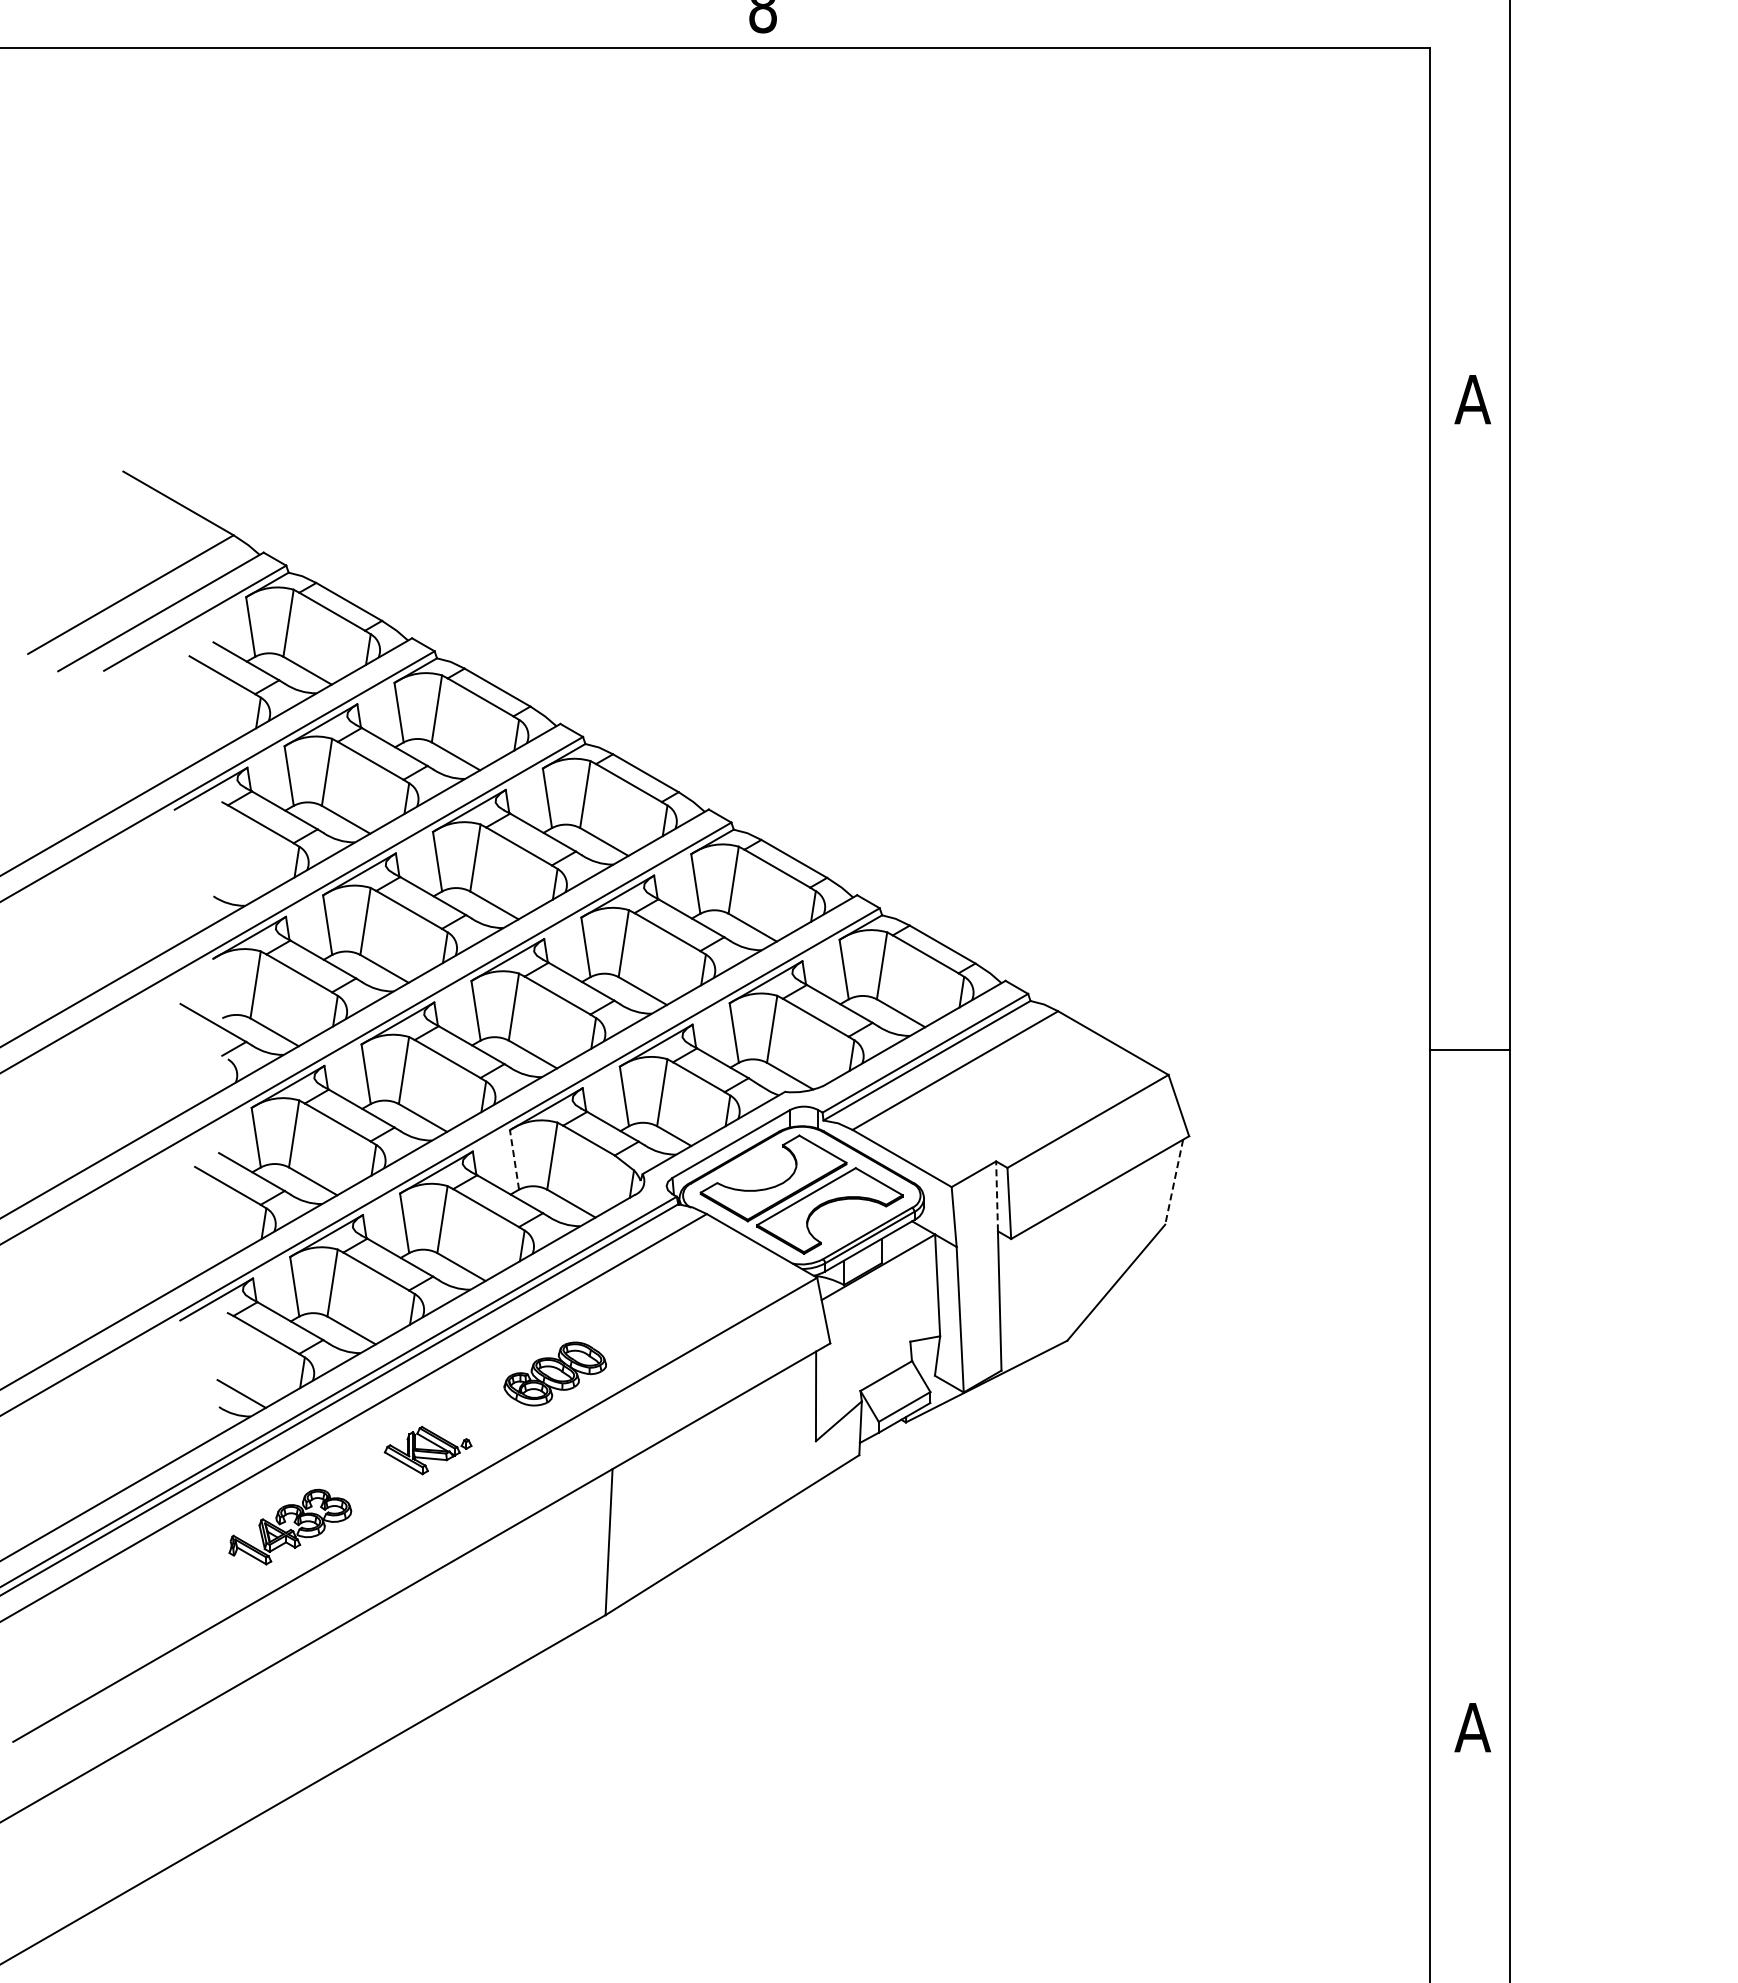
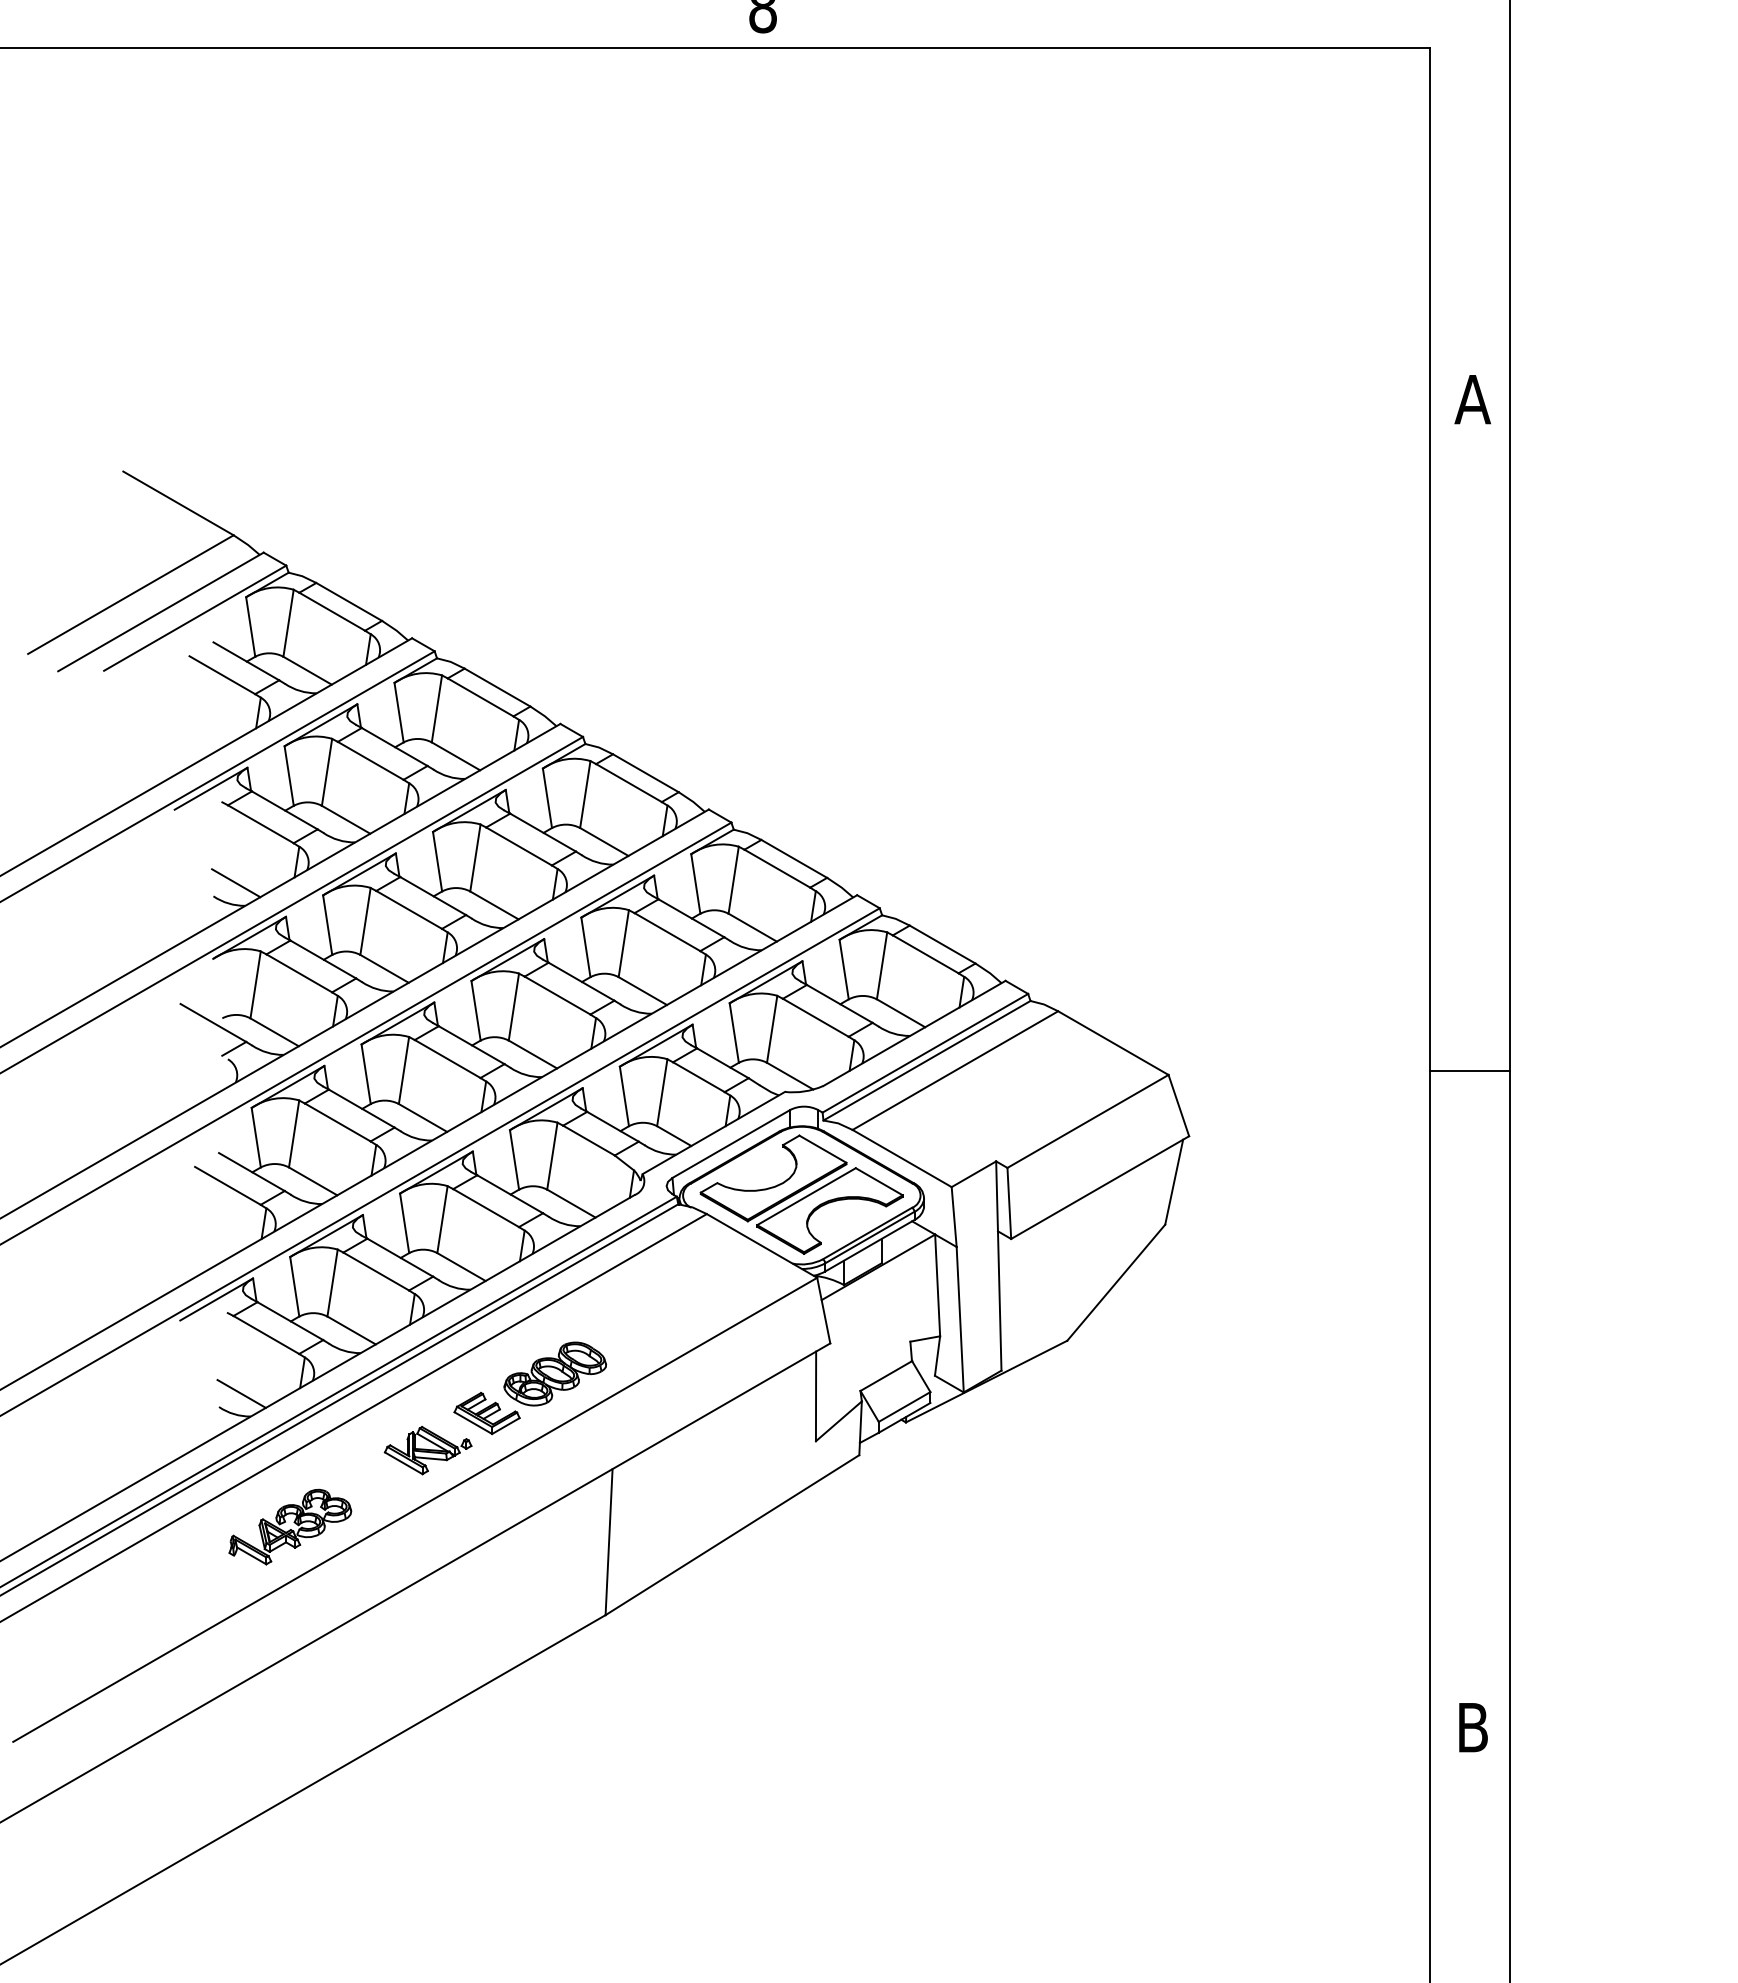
line: none -> present (236, 883)
line position: (1470, 1049) -> (1470, 1070) (1470, 1070)
line: dashed -> solid (514, 1159)
line: dashed -> solid (1174, 1182)
line: dashed -> solid (997, 1196)
part: none -> present (486, 1413)
text: A -> B (1472, 1727)
